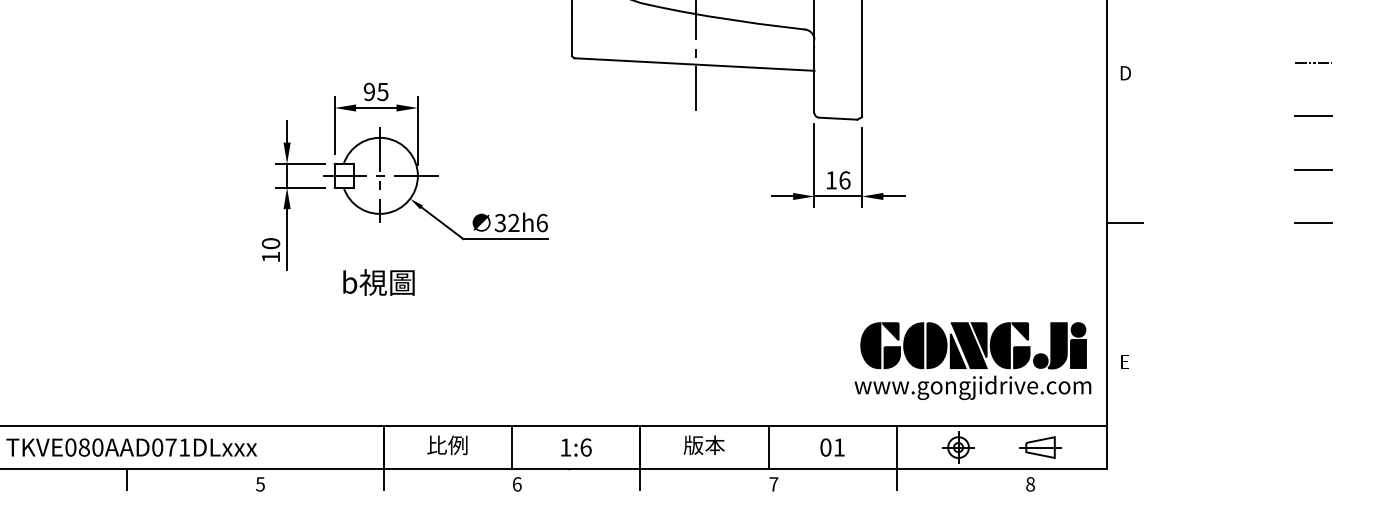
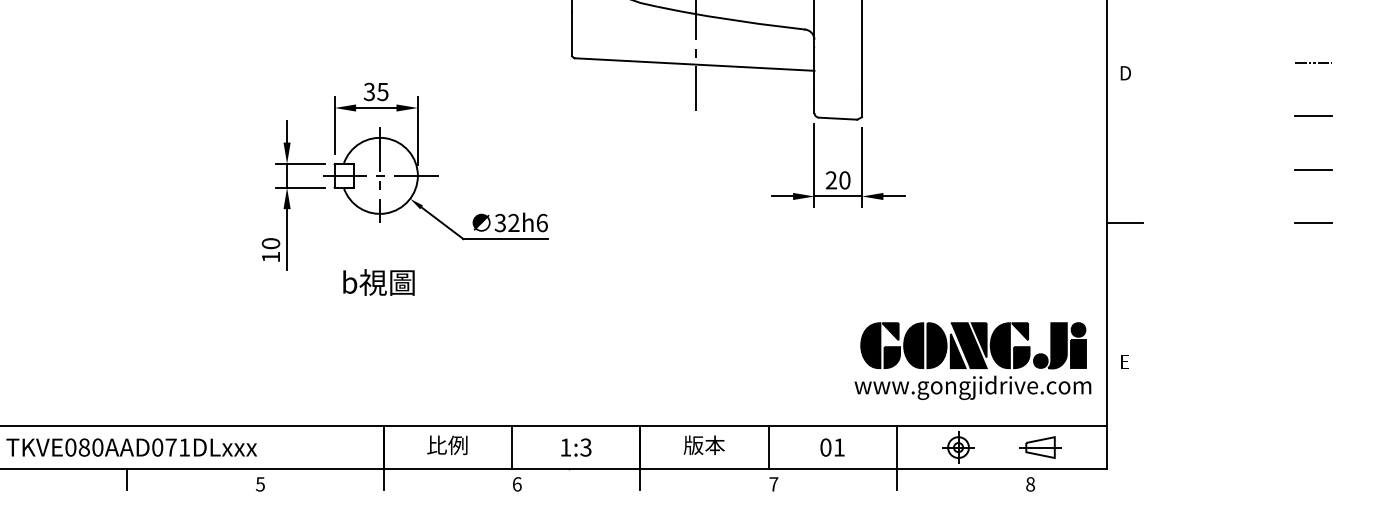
text: 95 -> 35 (368, 91)
text: 16 -> 20 (837, 180)
text: 1:6 -> 1:3 (585, 447)
